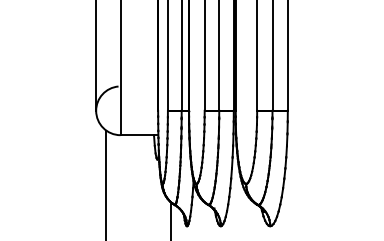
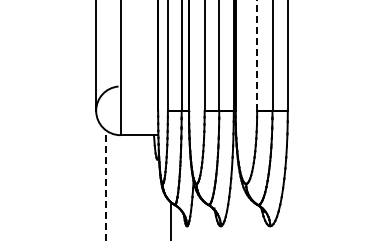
line: solid -> dashed (257, 55)
line: solid -> dashed (106, 185)
